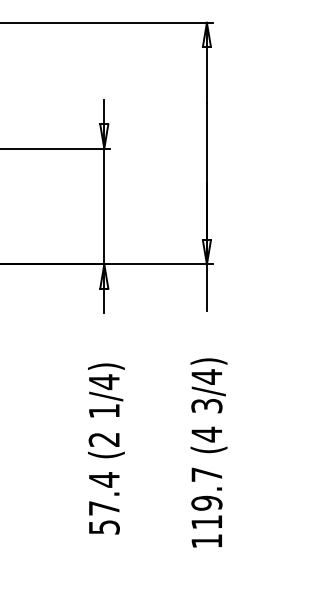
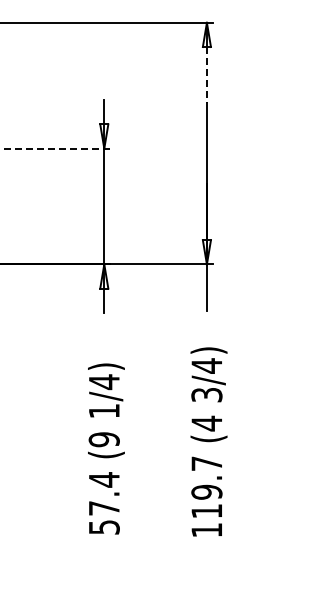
line: solid -> dashed (206, 75)
line: solid -> dashed (55, 148)
text: (2 -> (9 (103, 439)
text position: (208, 452) -> (208, 441) (208, 441)
